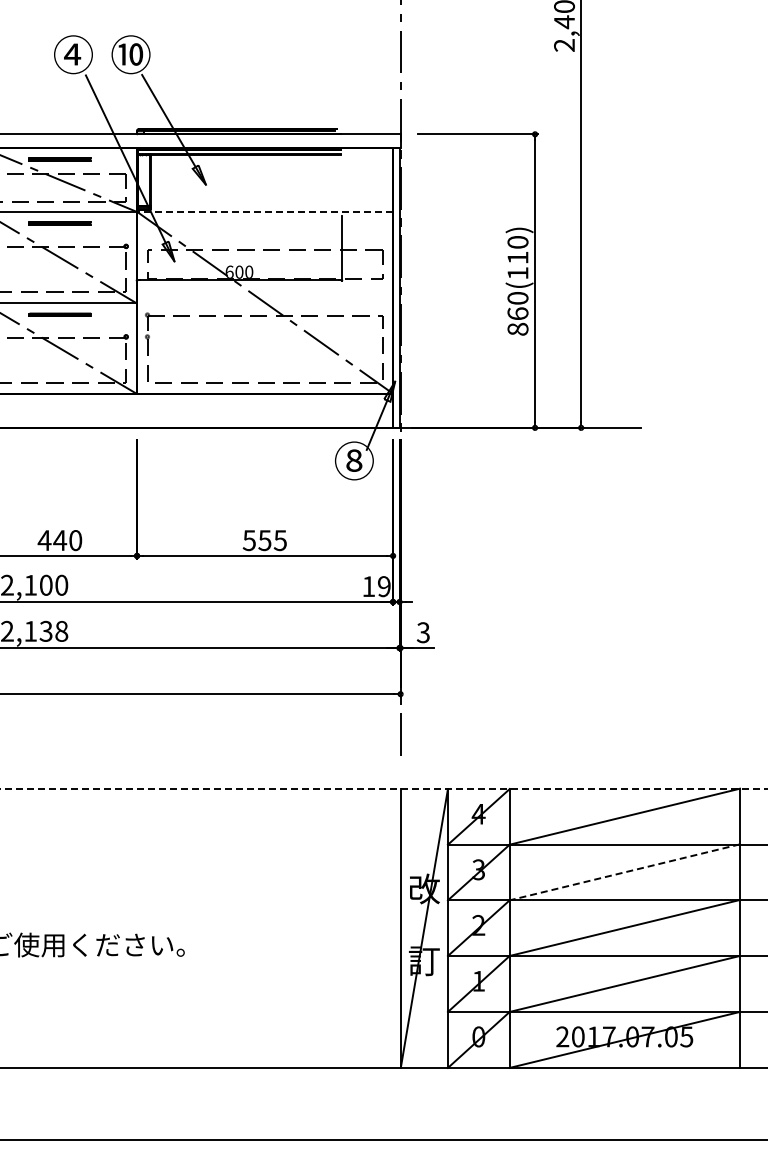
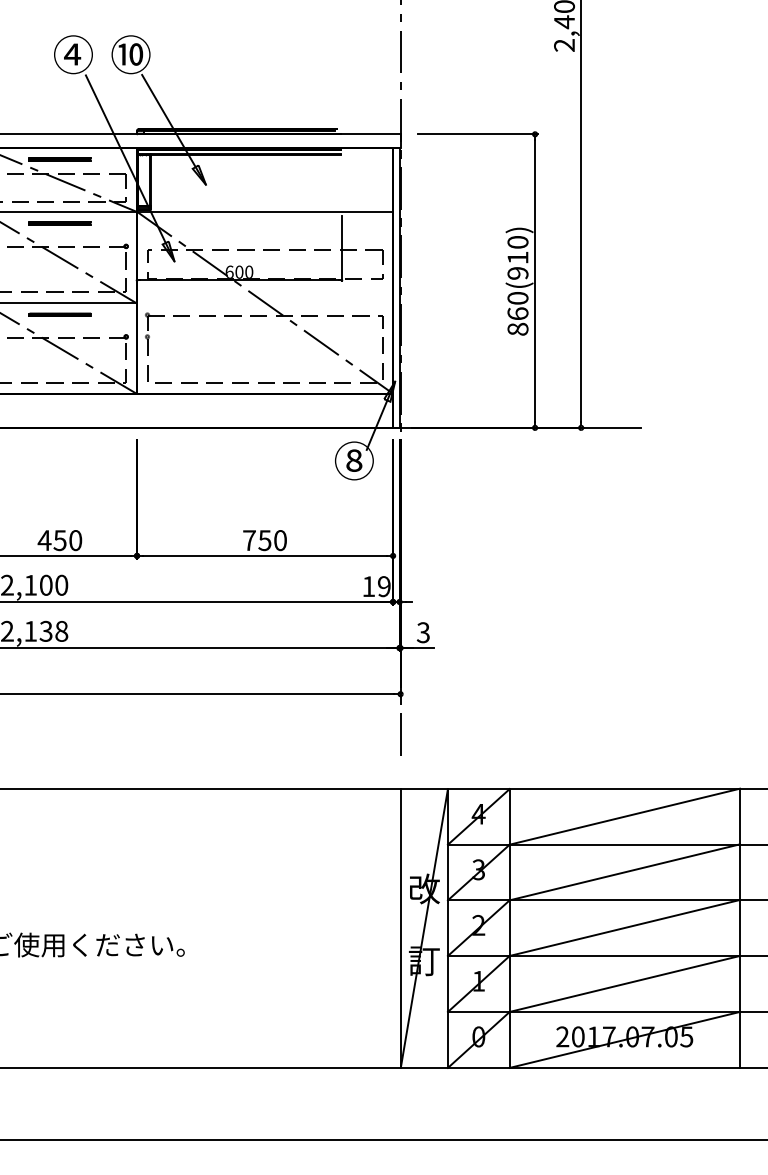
line: dashed -> solid (264, 211)
text: 860(110) -> 860(910) (517, 273)
text: 440 -> 450 (60, 540)
text: 555 -> 750 (264, 540)
line: dashed -> solid (384, 789)
line: dashed -> solid (624, 872)
